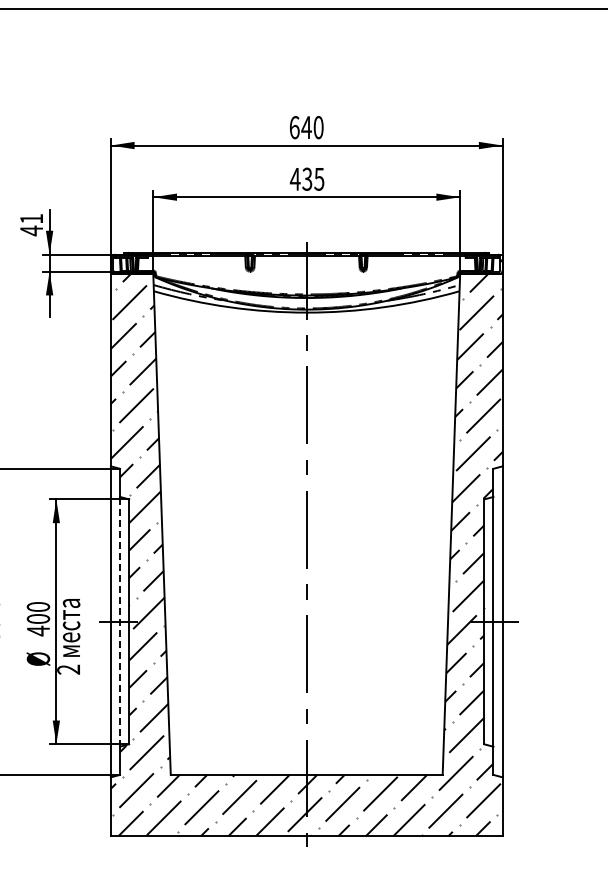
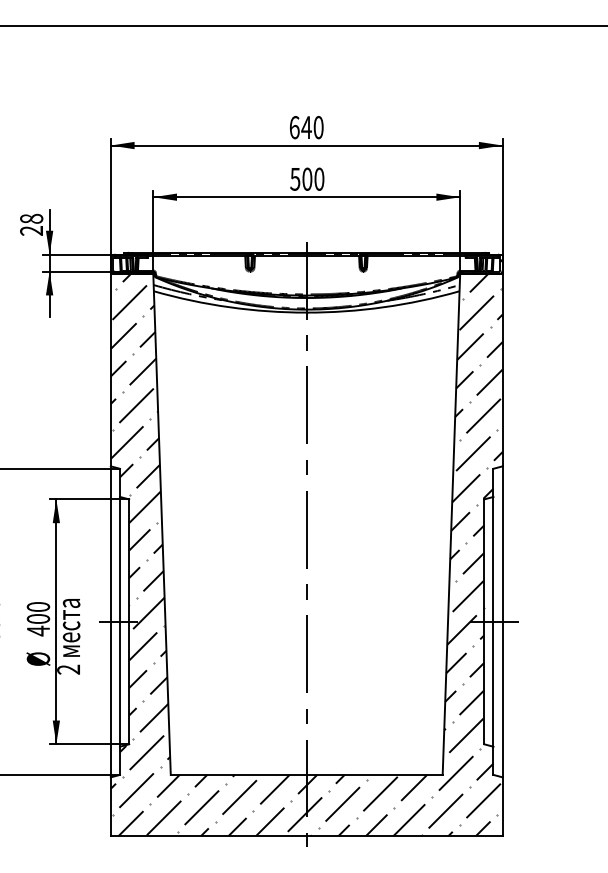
line position: (303, 9) -> (303, 26) (303, 26)
text: 435 -> 500 (306, 178)
text: 41 -> 28 (31, 224)
line: dashed -> solid (120, 621)
